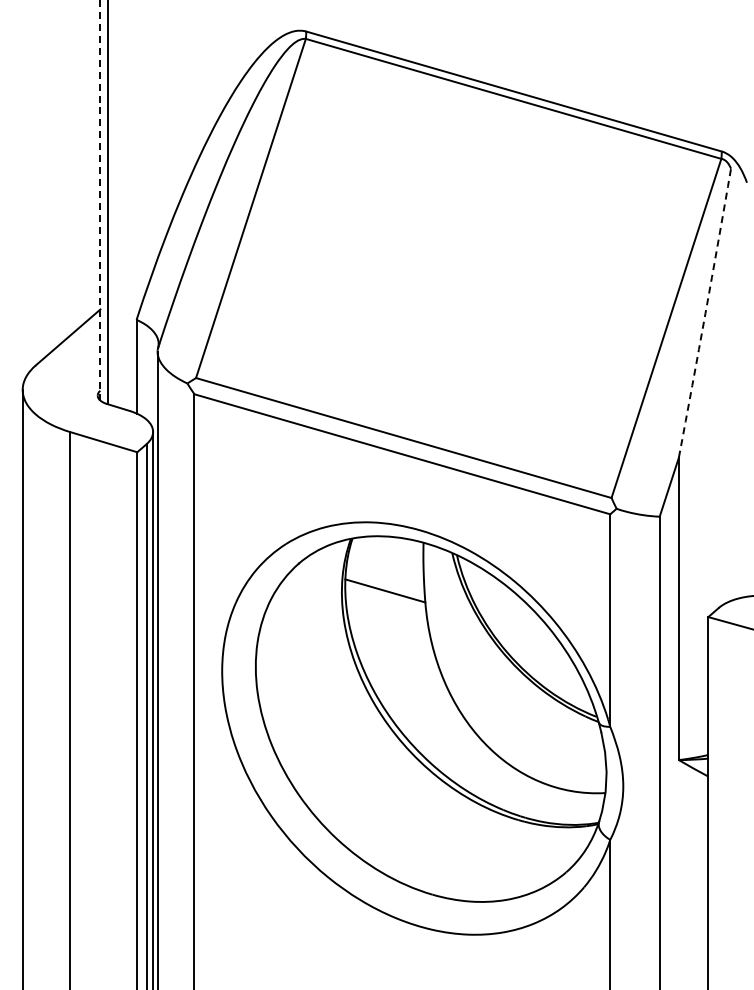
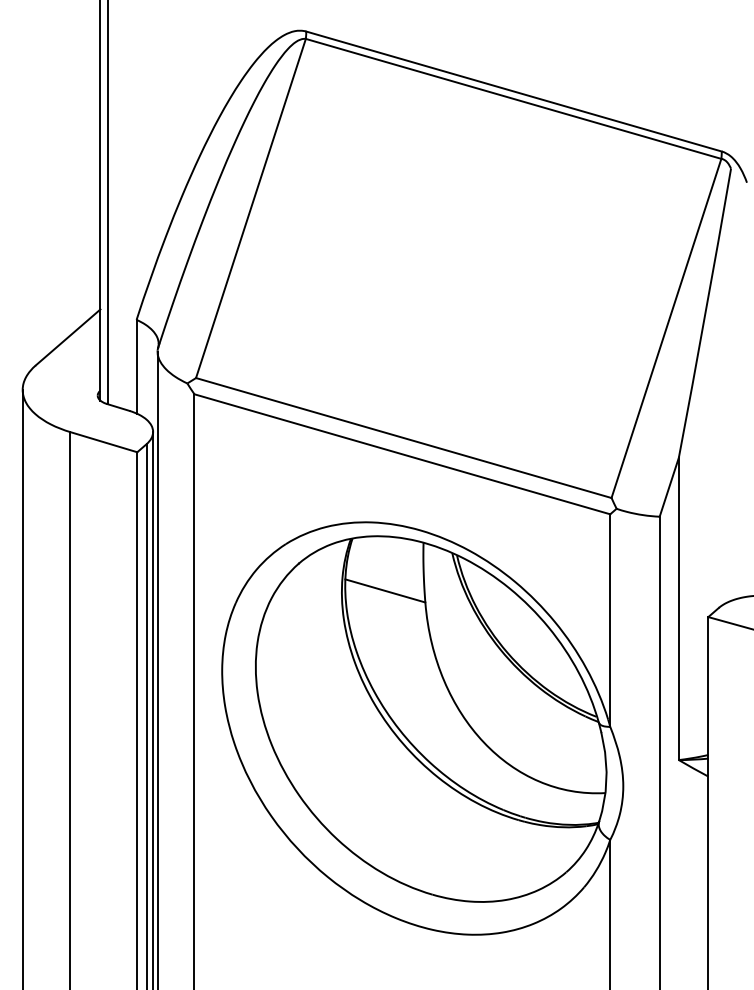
line: dashed -> solid (100, 200)
arc: dashed -> solid (705, 313)
